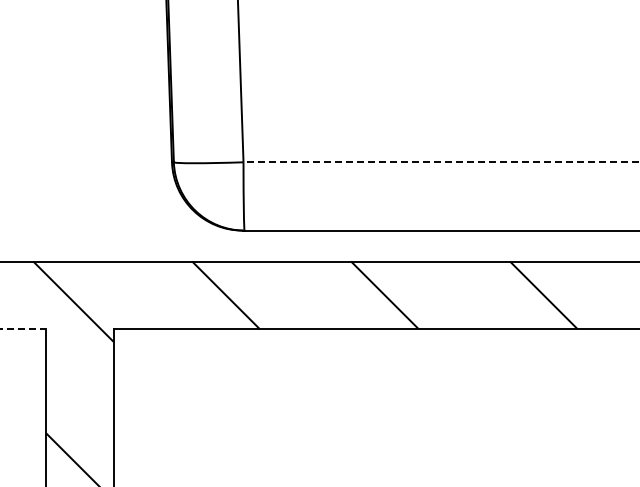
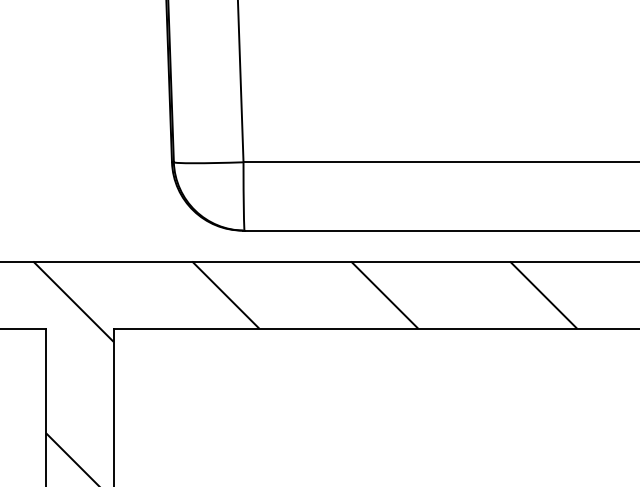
line: dashed -> solid (441, 162)
line: dashed -> solid (23, 328)
